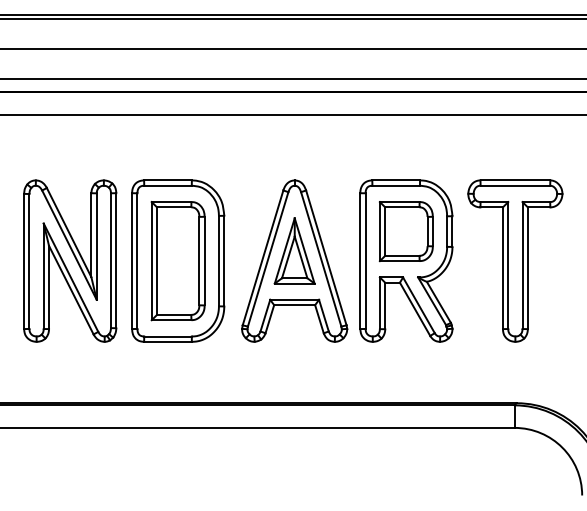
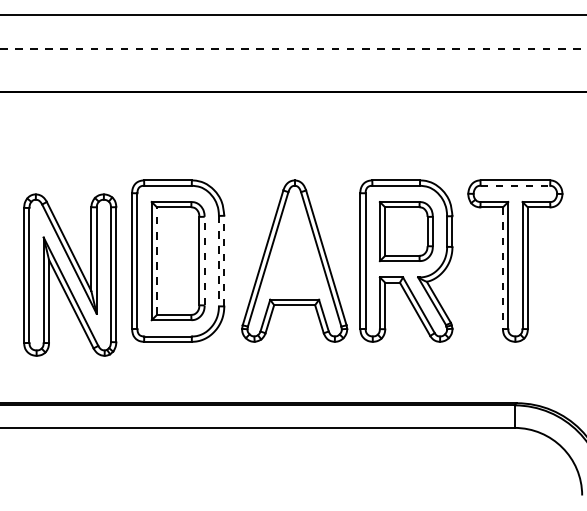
line: present -> none (292, 18)
line: solid -> dashed (293, 48)
line: present -> none (292, 78)
line: present -> none (292, 114)
line: solid -> dashed (515, 185)
part: present -> none (294, 250)
part position: (70, 260) -> (70, 274) (70, 274)
line: solid -> dashed (204, 260)
line: solid -> dashed (224, 260)
line: solid -> dashed (157, 261)
line: solid -> dashed (218, 261)
line: solid -> dashed (502, 268)
